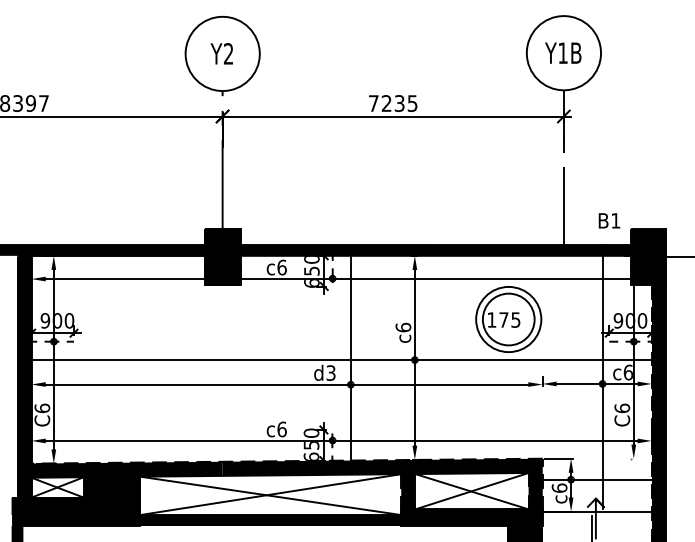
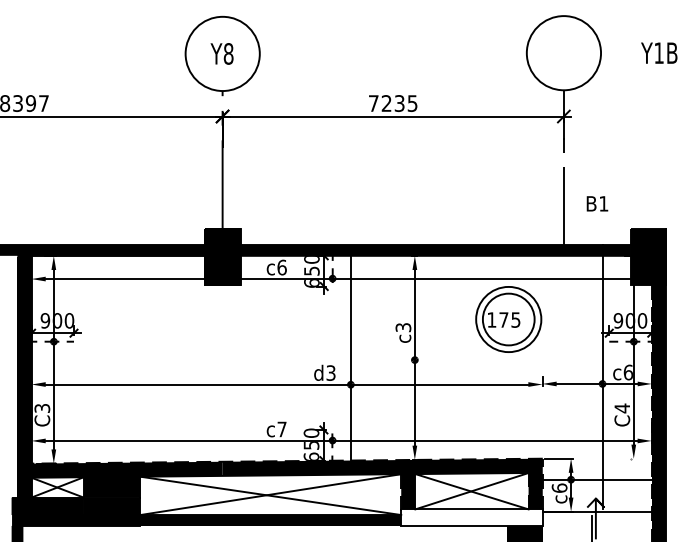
text position: (563, 52) -> (659, 52) (659, 52)
text: Y2 -> Y8 (228, 53)
text position: (609, 220) -> (597, 203) (597, 203)
line: present -> none (678, 257)
text: c6 -> c3 (403, 327)
line: present -> none (342, 360)
text: C6 -> C3 (42, 408)
text: C6 -> C4 (622, 408)
text: c6 -> c7 (281, 429)
fill: present -> none (471, 517)
